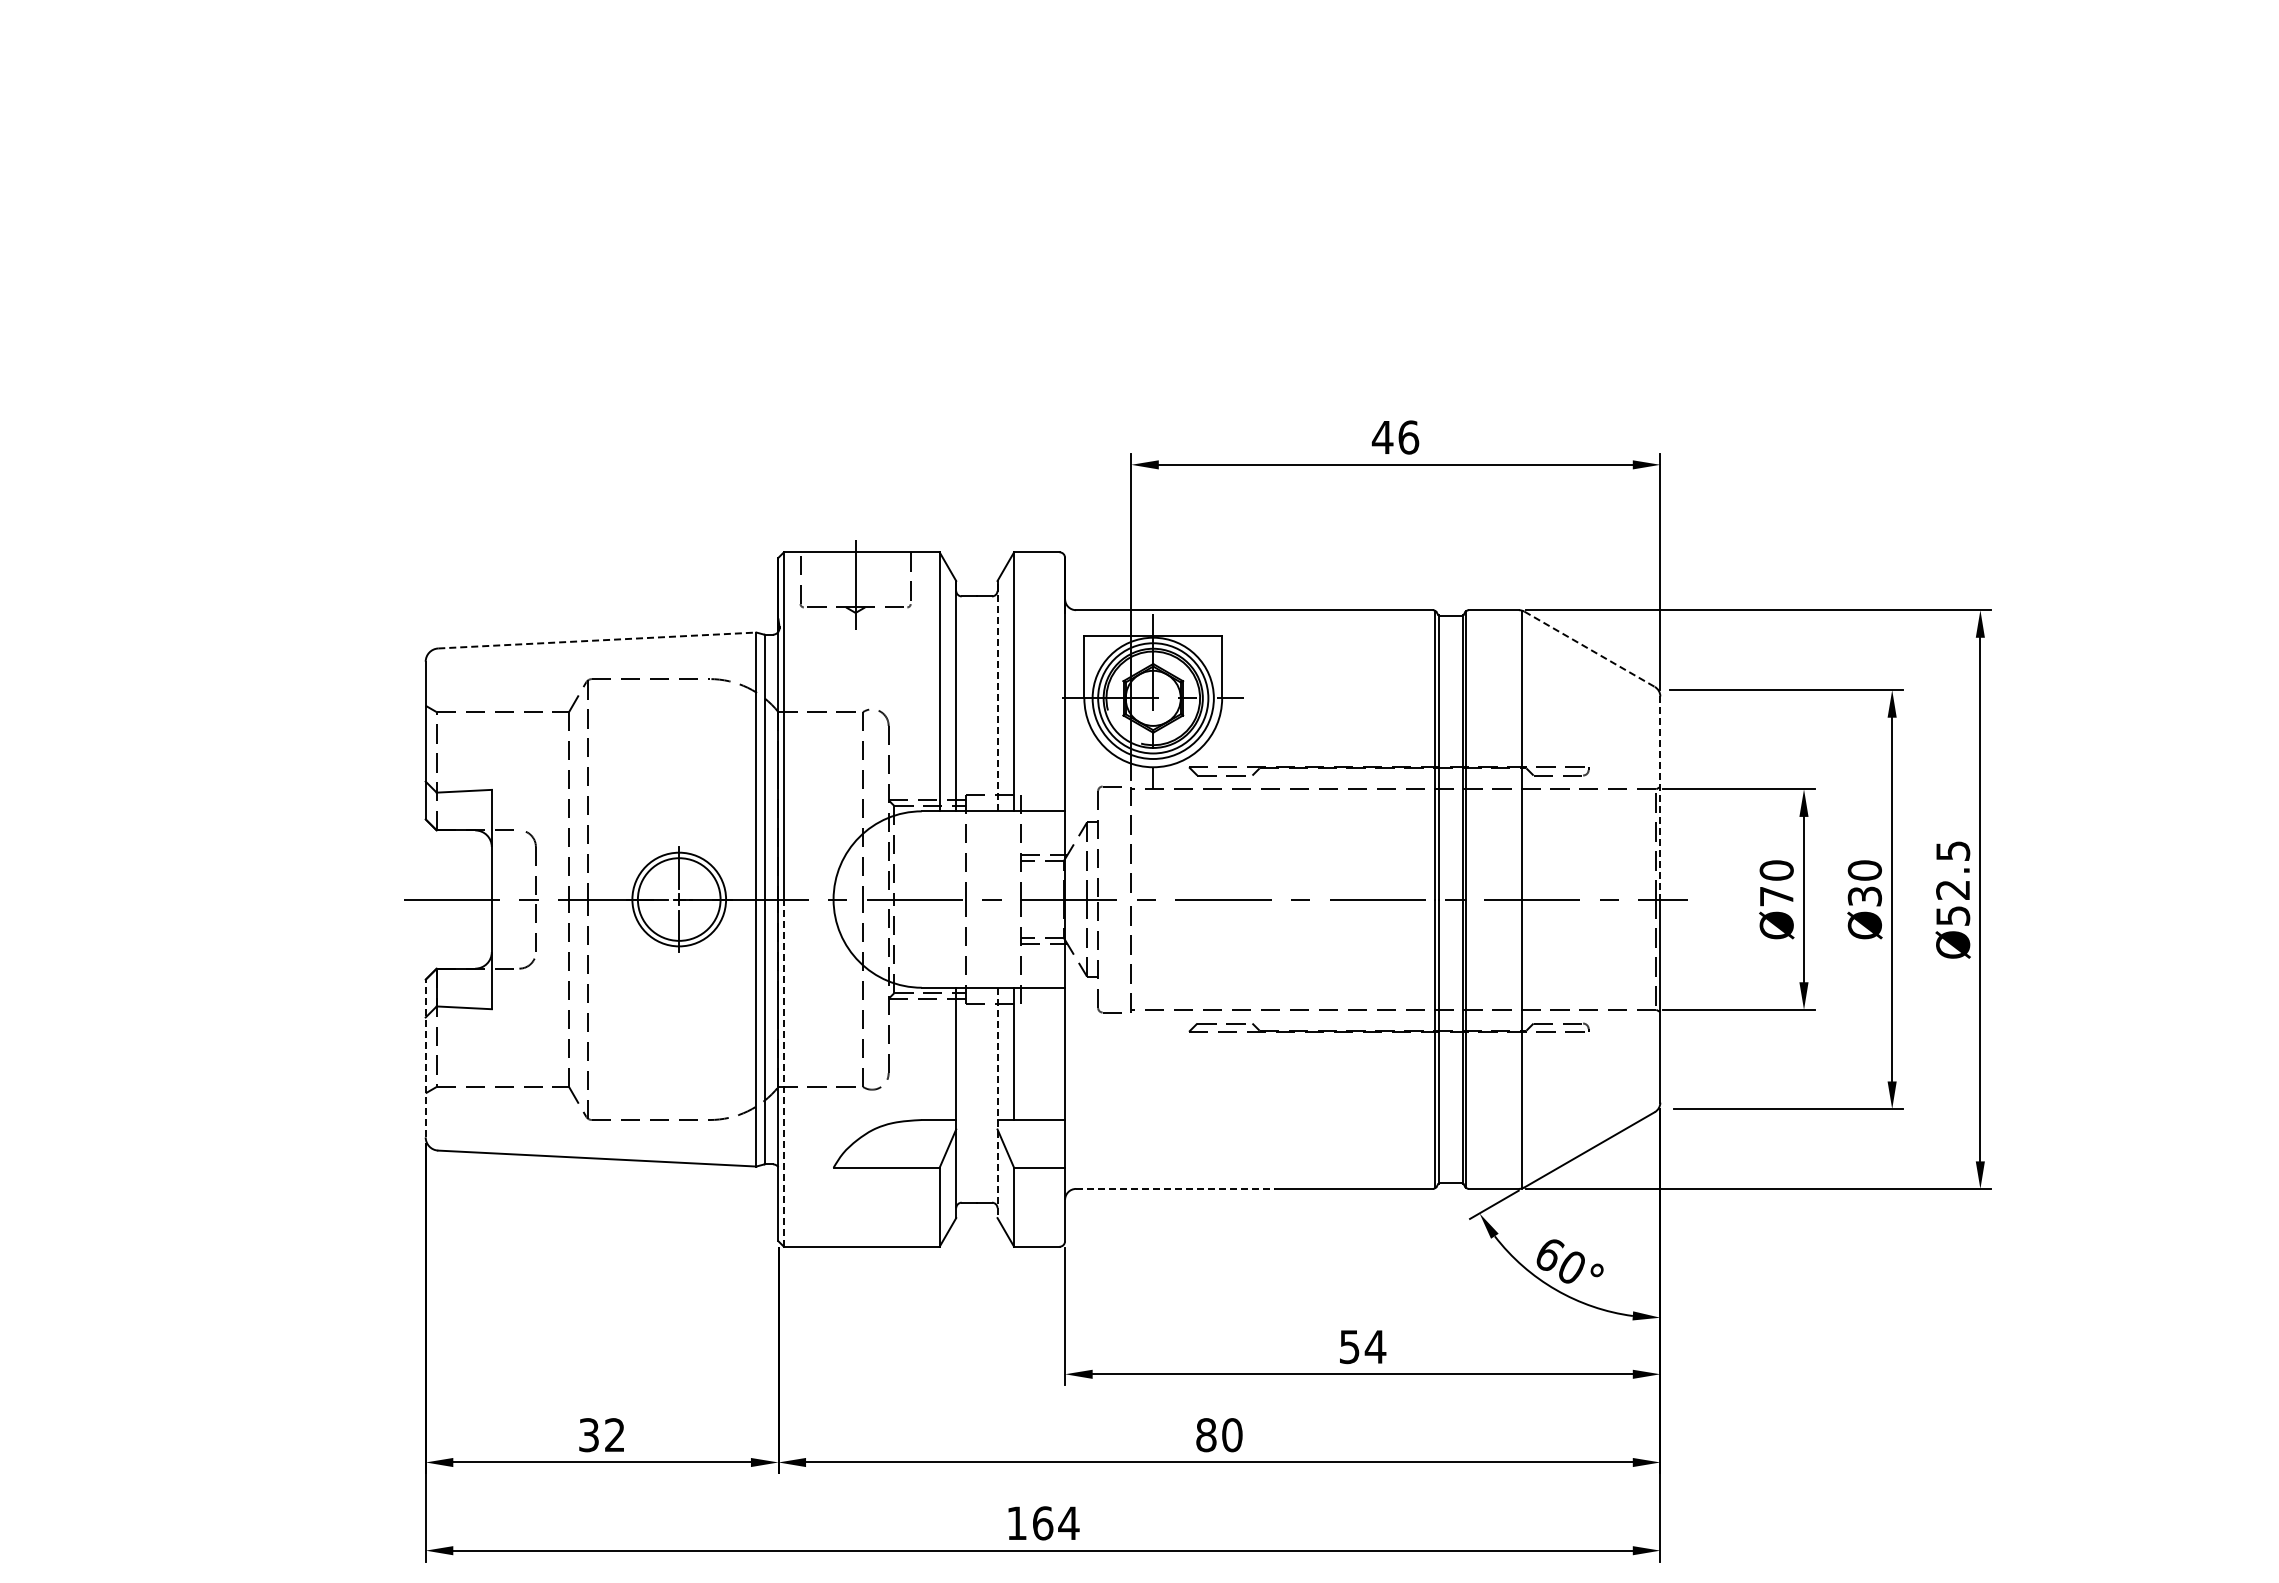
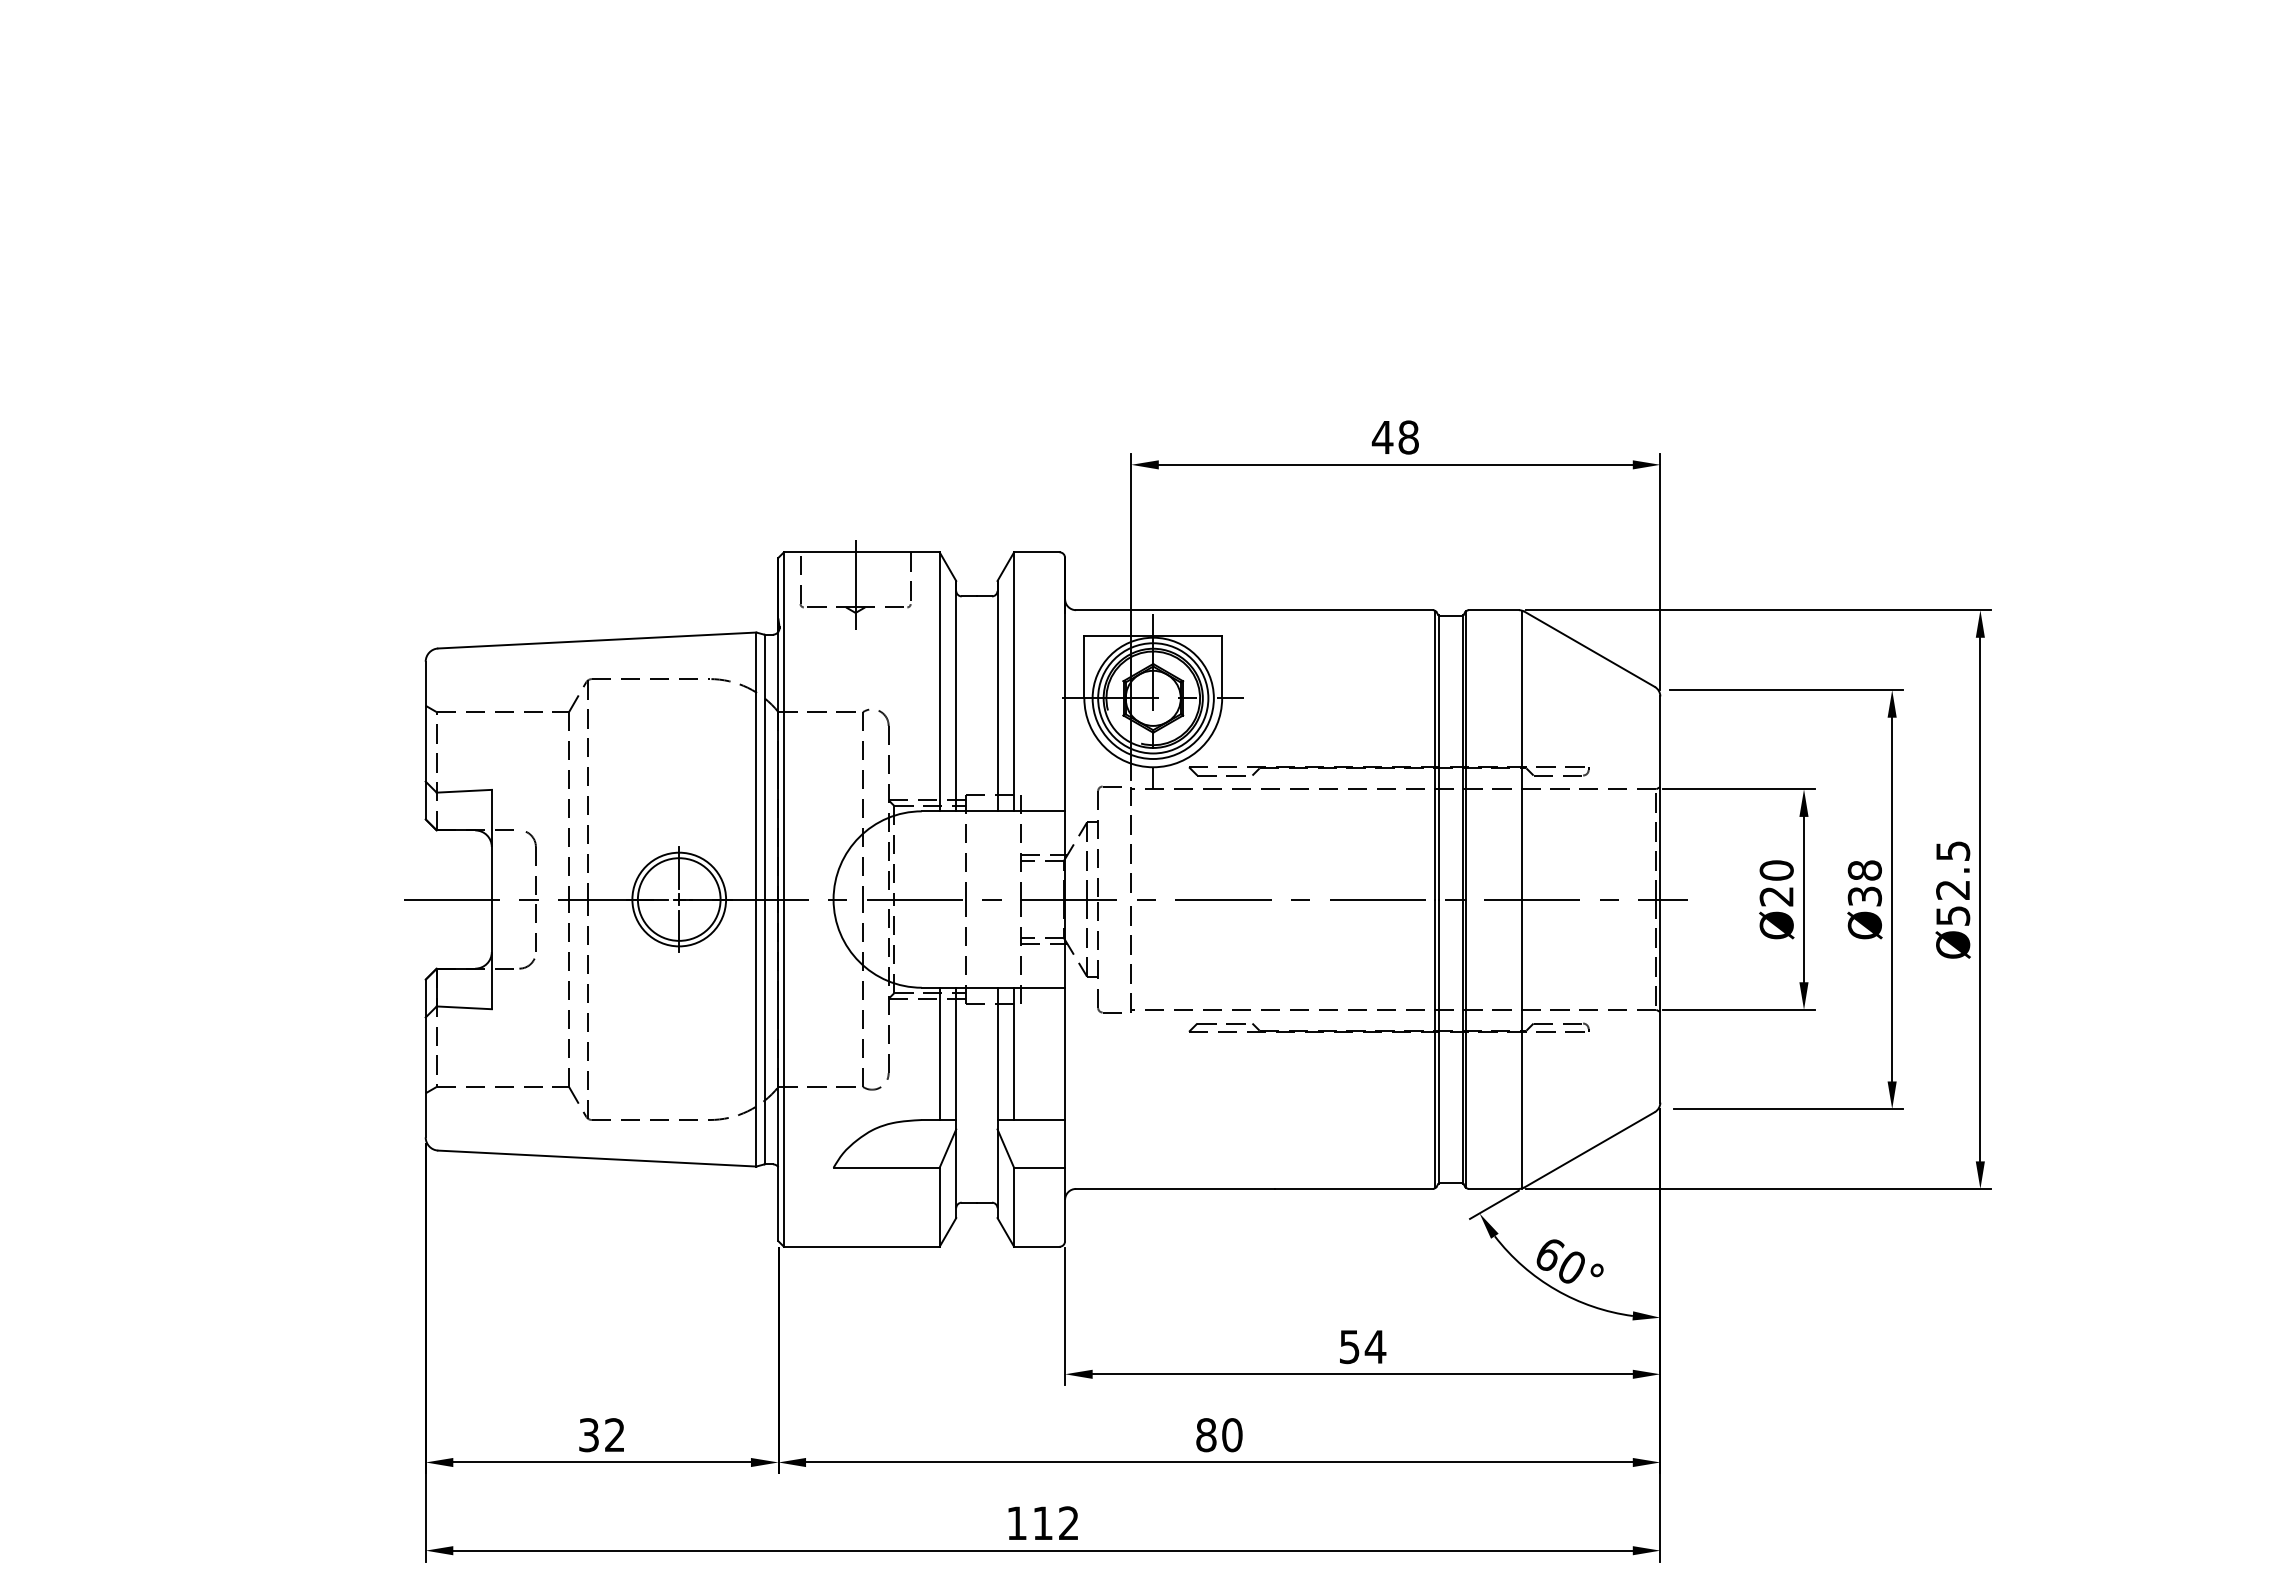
text: 46 -> 48 (1408, 437)
line: dashed -> solid (597, 640)
line: dashed -> solid (1590, 649)
line: dashed -> solid (997, 695)
line: dashed -> solid (1660, 798)
text: Ø30 -> Ø38 (1864, 870)
text: Ø70 -> Ø20 (1776, 896)
line: none -> present (939, 1053)
line: dashed -> solid (425, 1058)
line: dashed -> solid (783, 1073)
line: dashed -> solid (997, 1103)
line: dashed -> solid (1175, 1188)
text: 164 -> 112 (1056, 1523)
